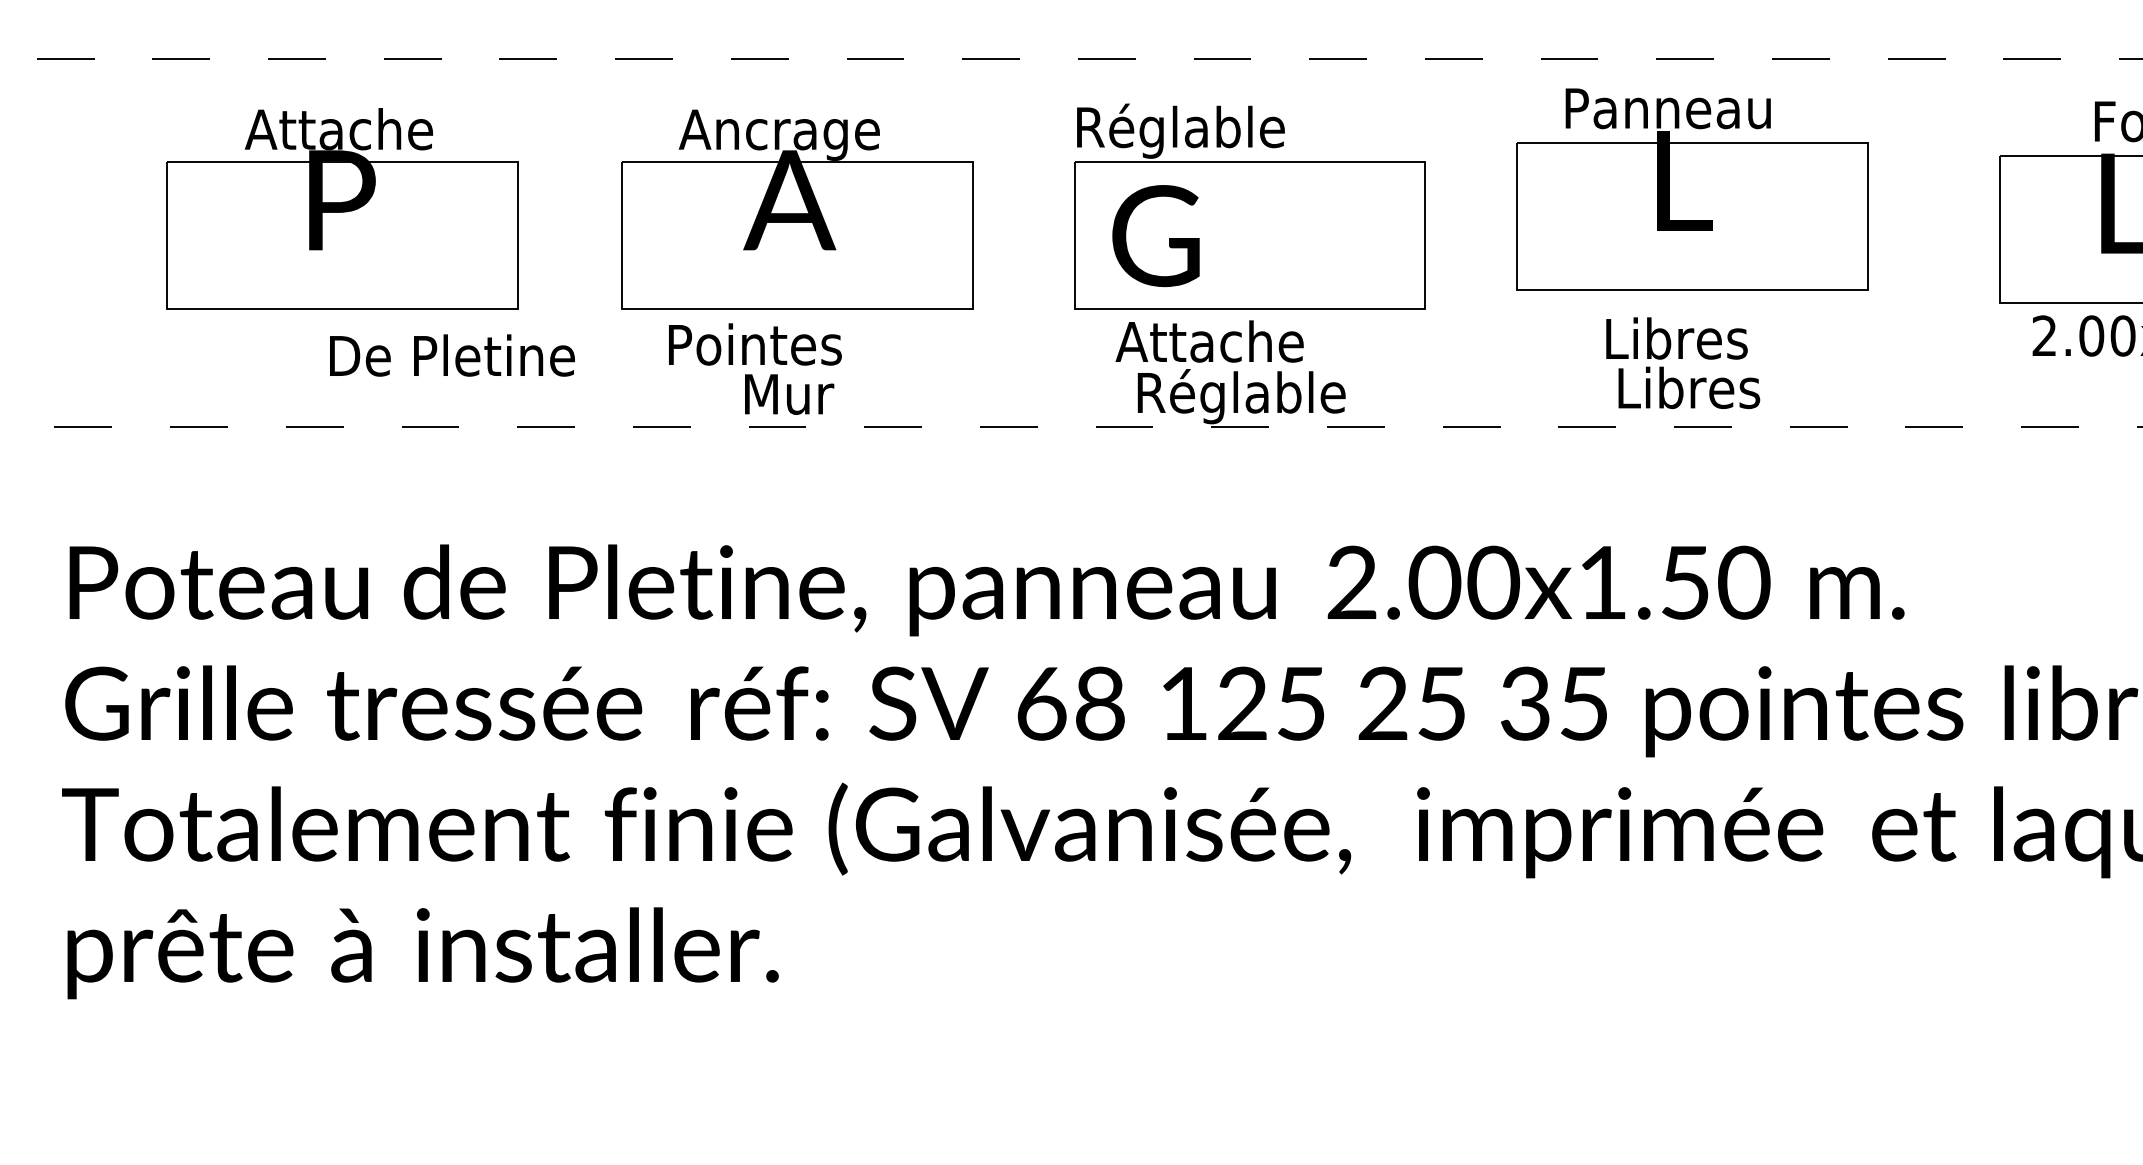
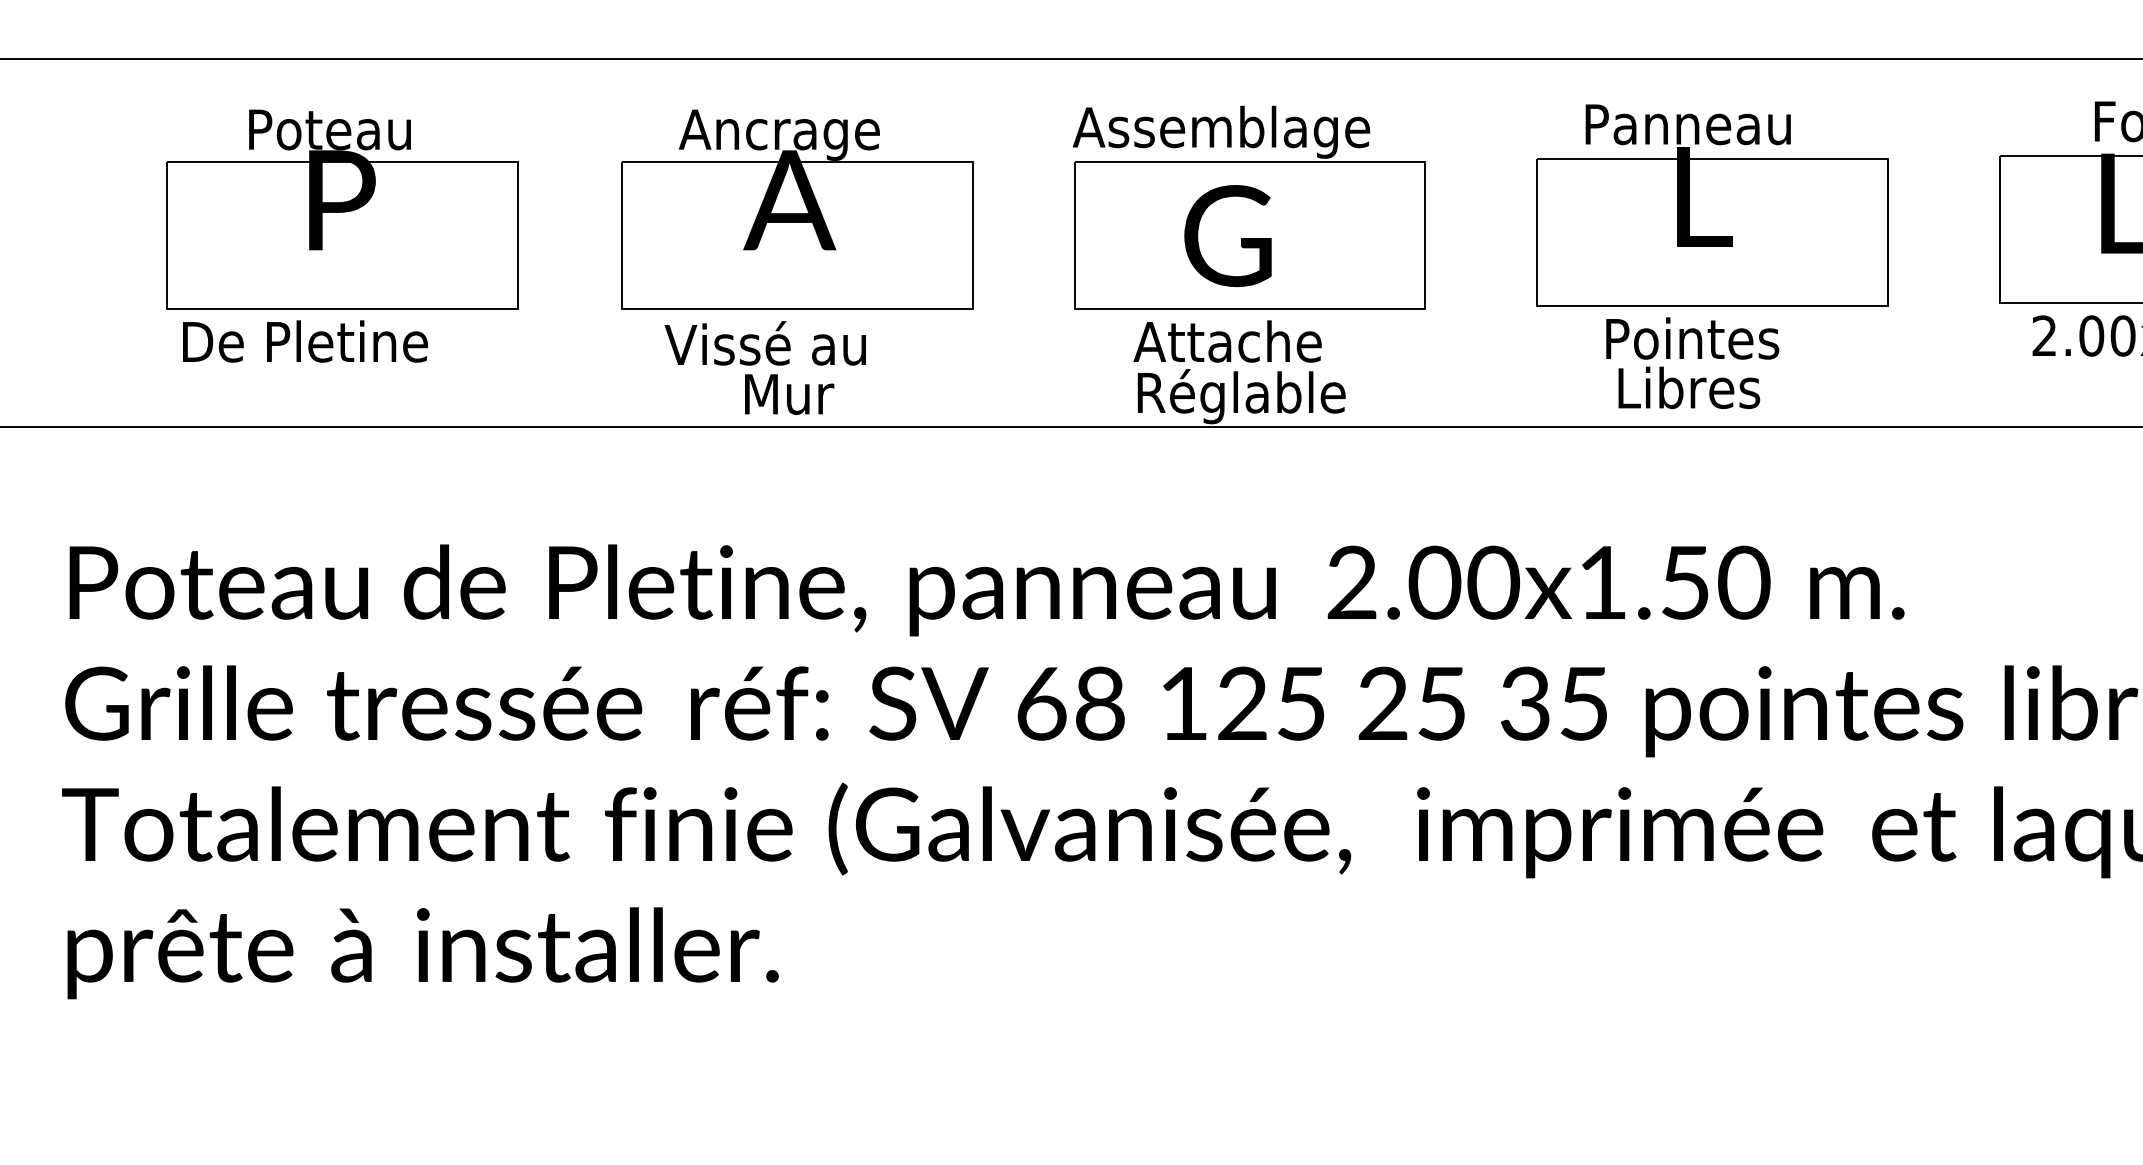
line: dashed -> solid (1071, 58)
text: Attache -> Poteau (338, 129)
text: Réglable -> Assemblage (1221, 130)
part position: (1692, 189) -> (1712, 205) (1712, 205)
text position: (1155, 236) -> (1227, 236) (1227, 236)
text: Libres -> Pointes (1695, 338)
text position: (1209, 341) -> (1227, 341) (1227, 341)
text: Pointes -> Vissé au (764, 343)
text position: (452, 355) -> (305, 341) (305, 341)
line: dashed -> solid (1072, 426)
